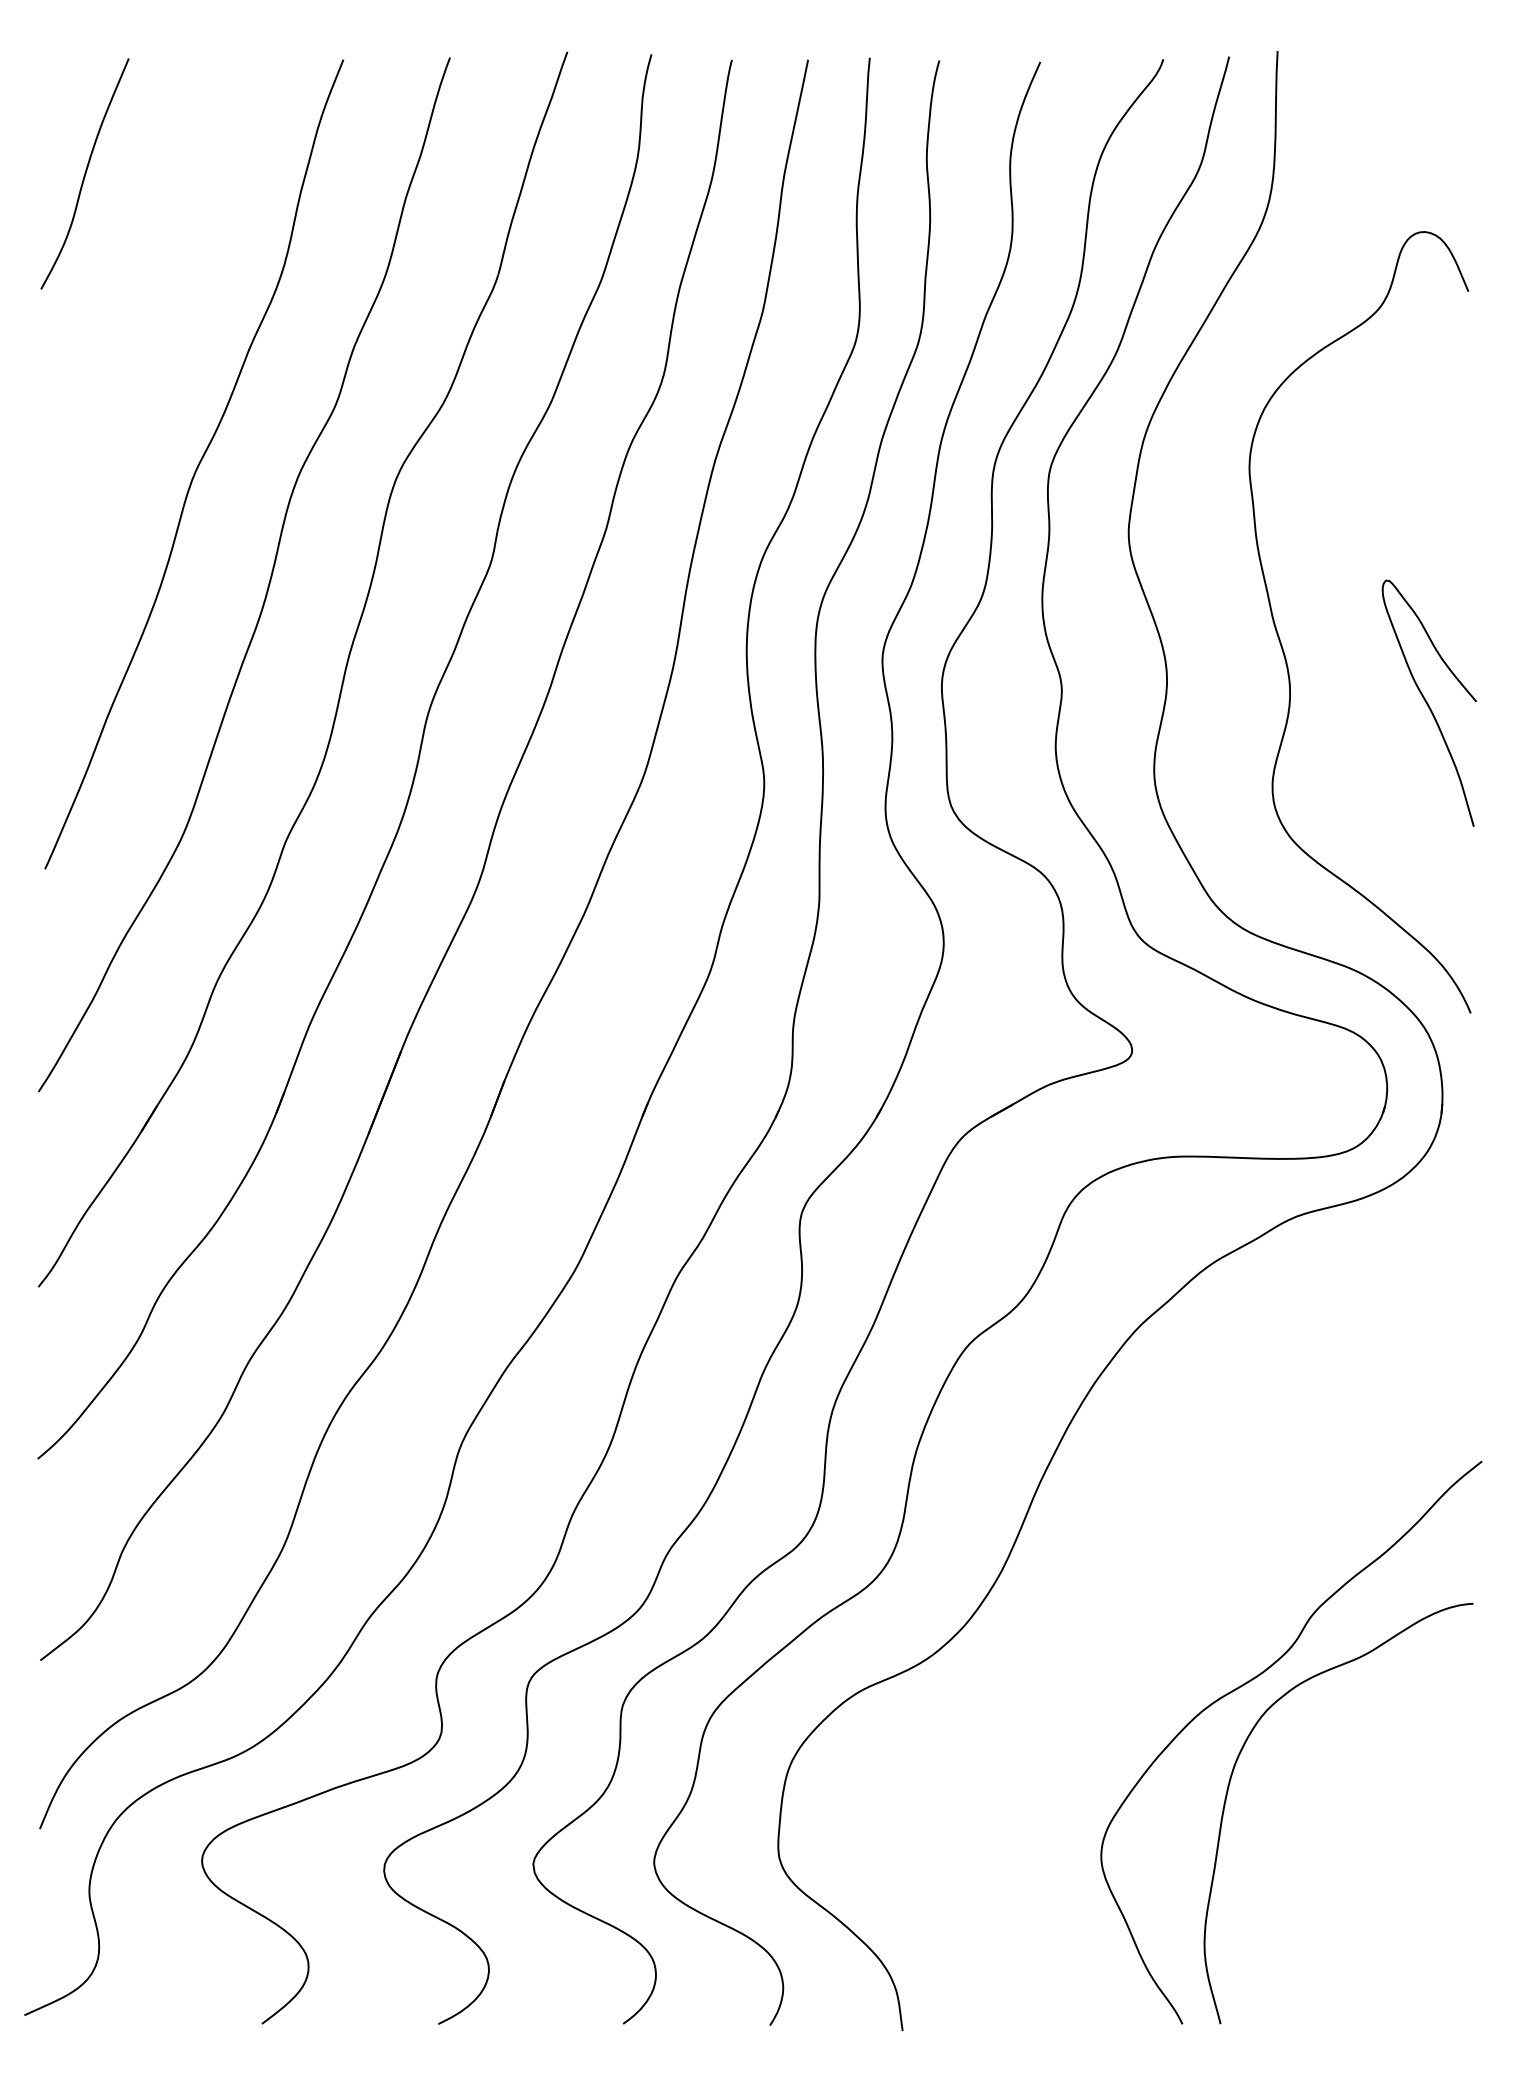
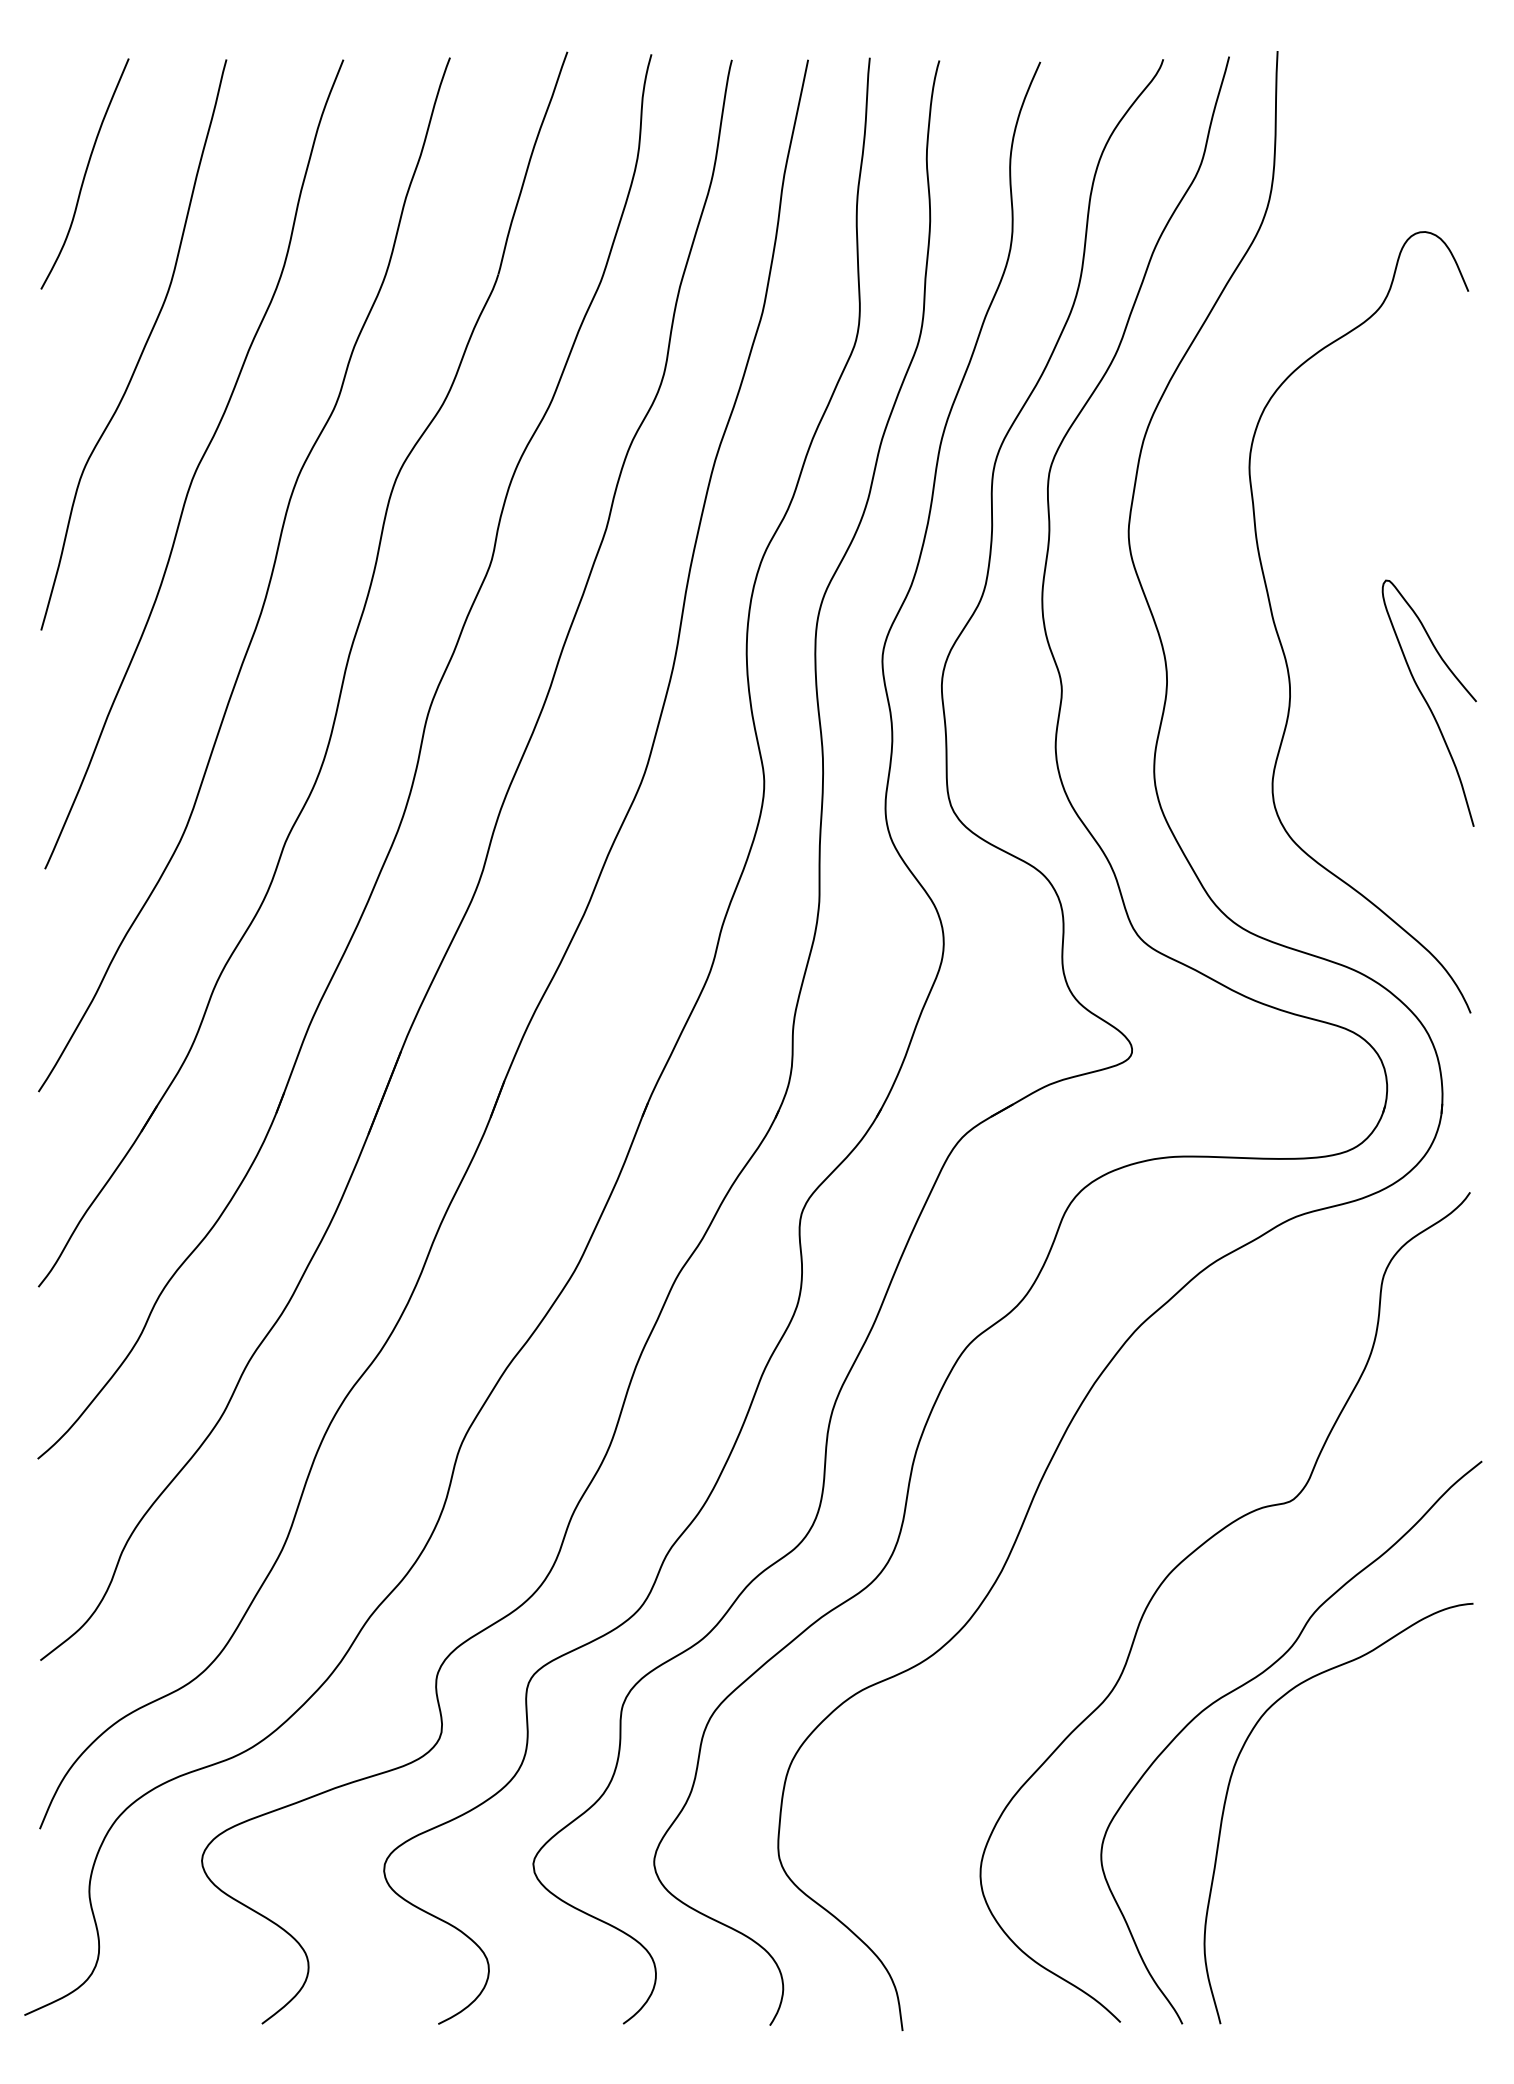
curve: none -> present (143, 346)
curve: none -> present (1186, 1559)
